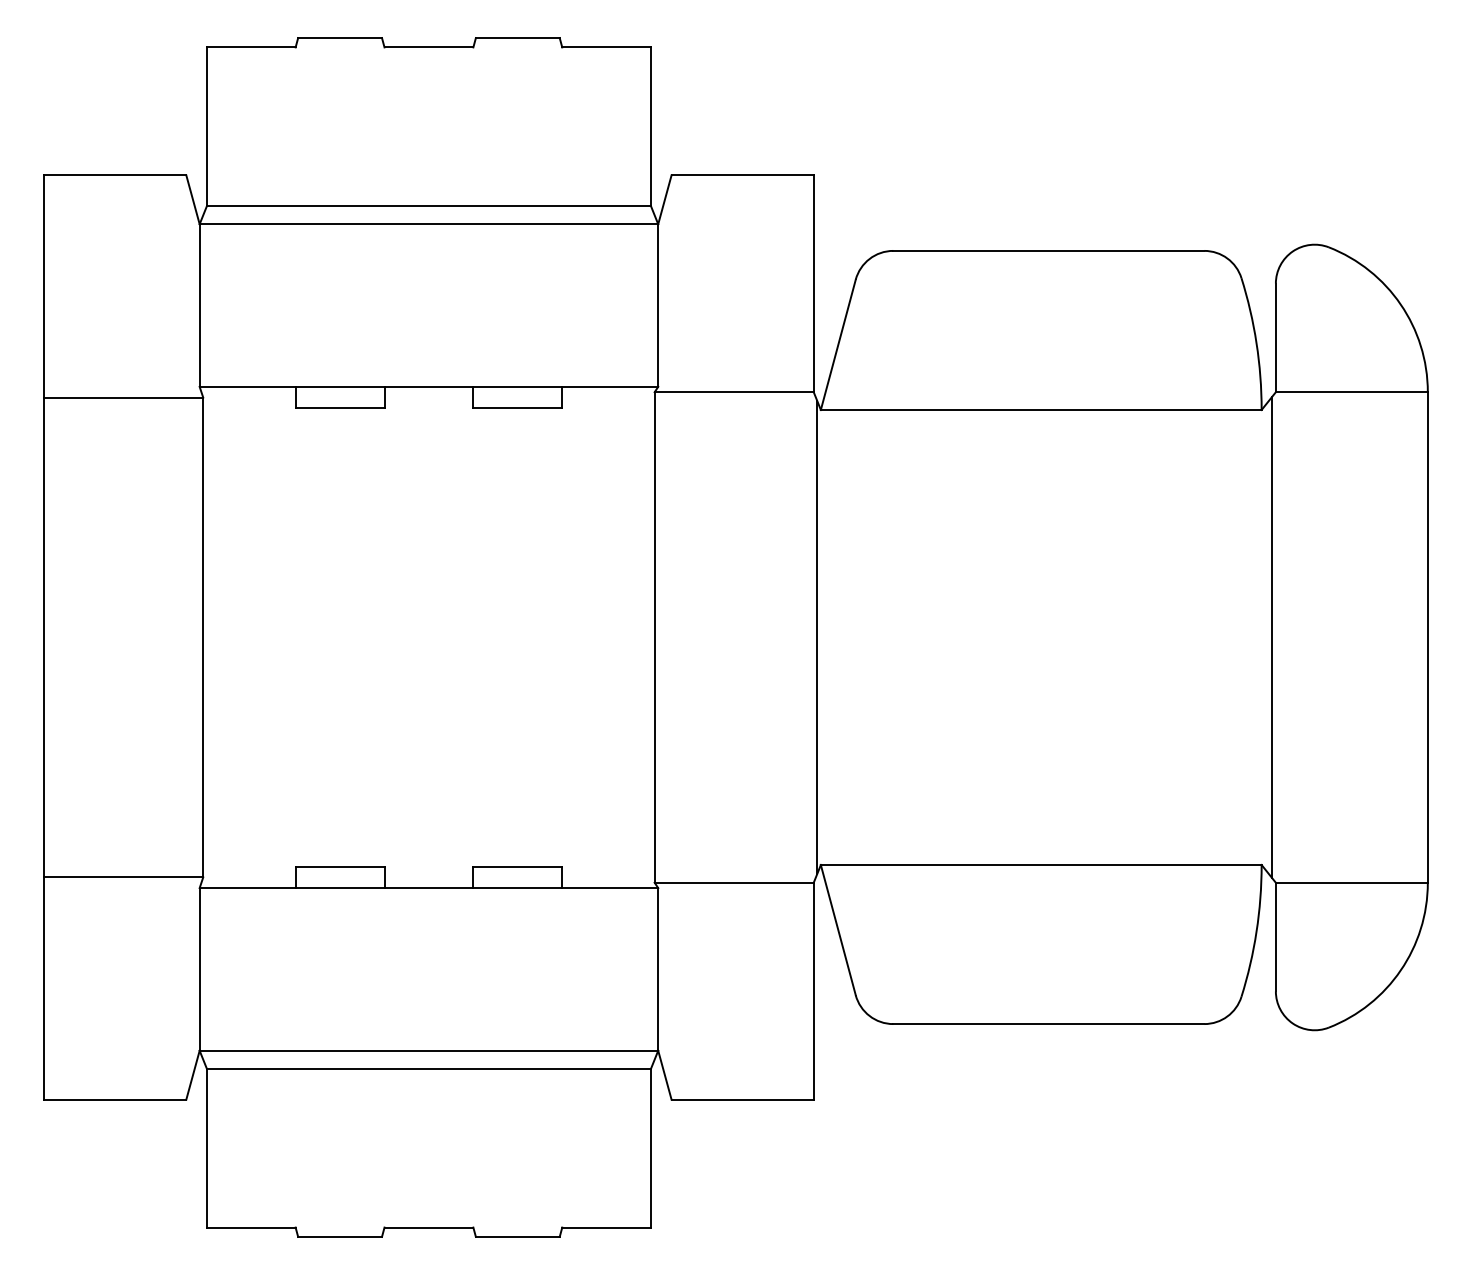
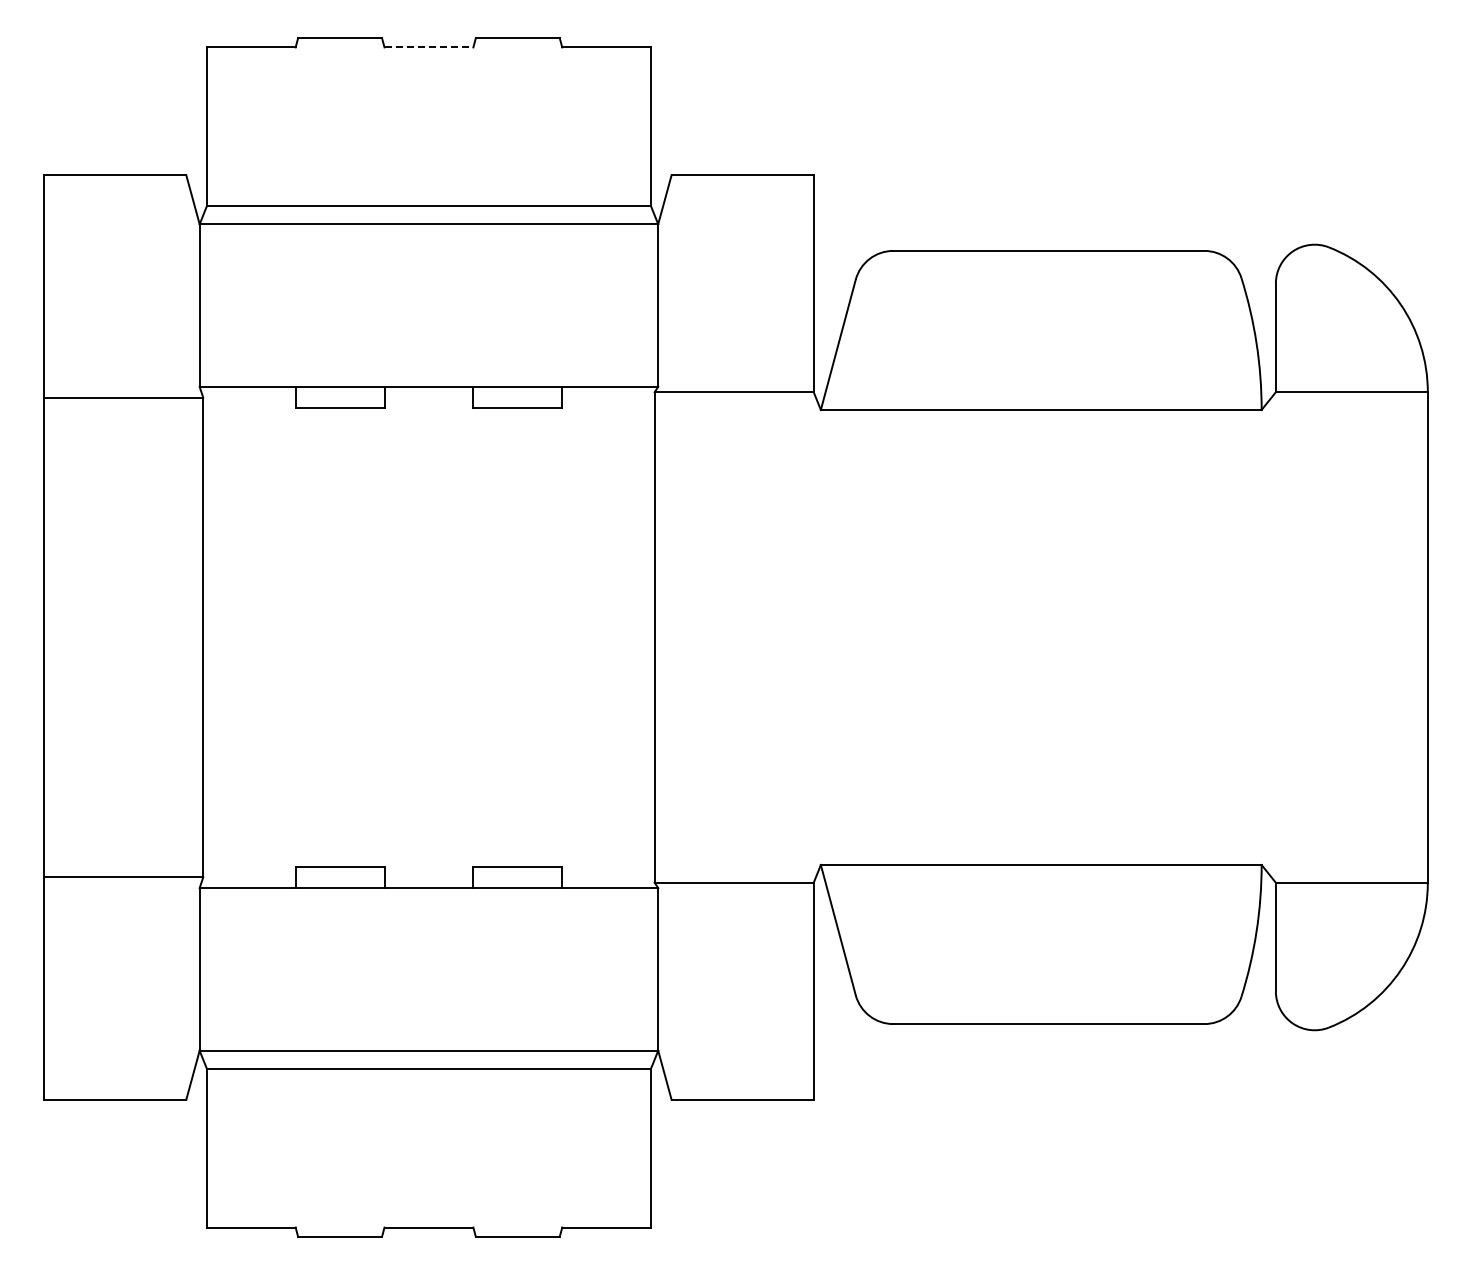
line: solid -> dashed (429, 47)
line: present -> none (817, 637)
line: present -> none (1272, 637)
